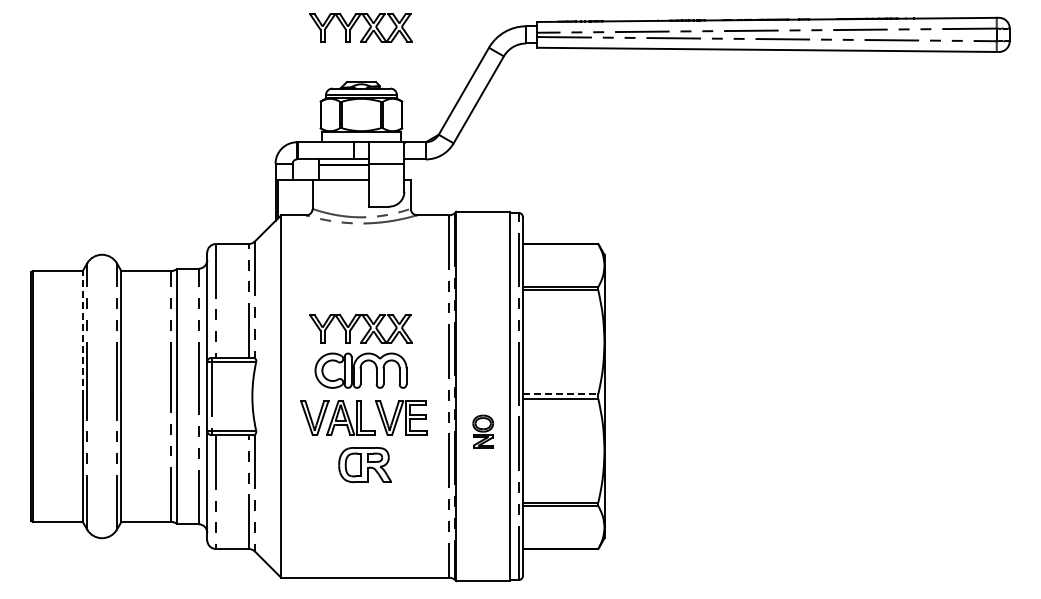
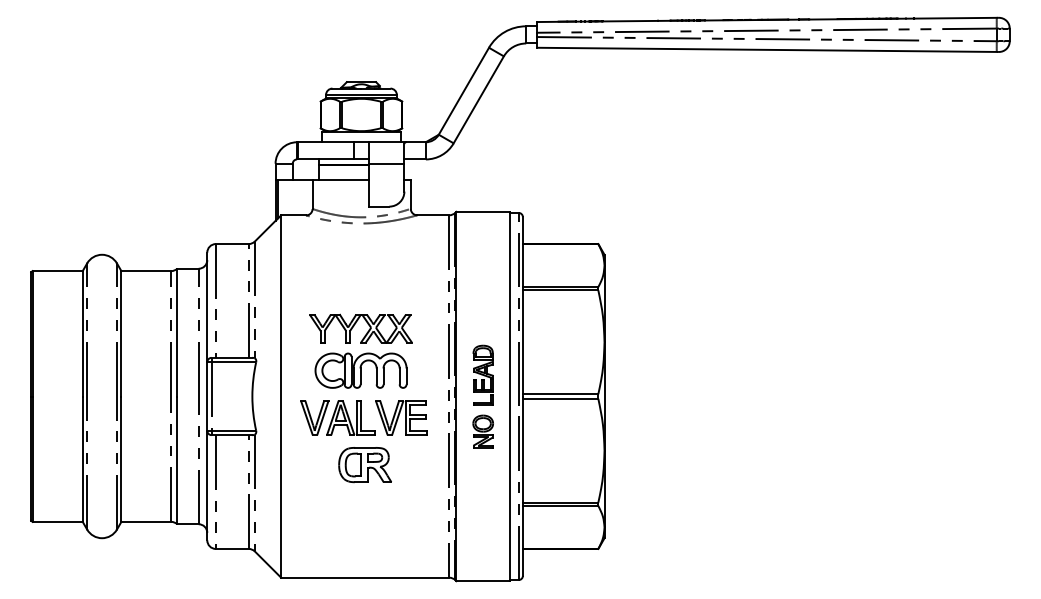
part: present -> none (354, 25)
line: dashed -> solid (82, 333)
part: none -> present (482, 374)
line: dashed -> solid (560, 394)
